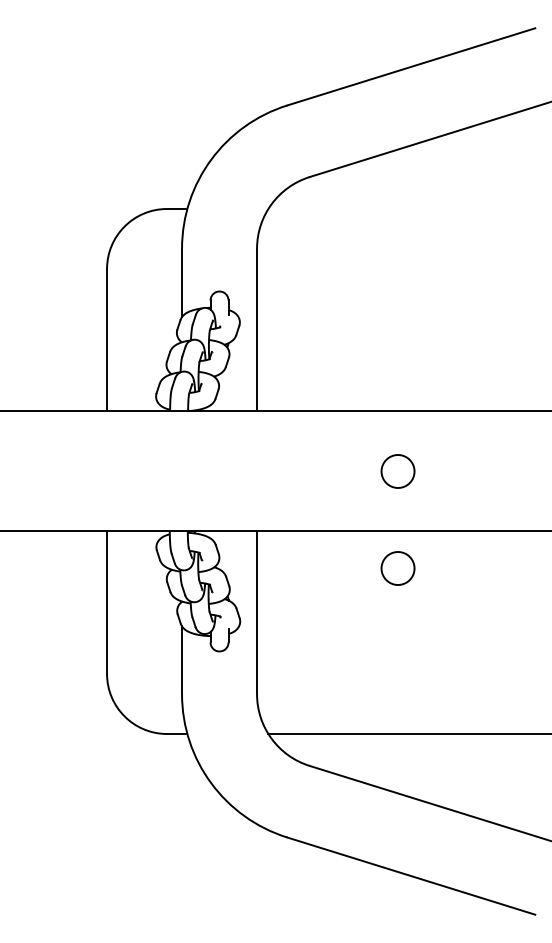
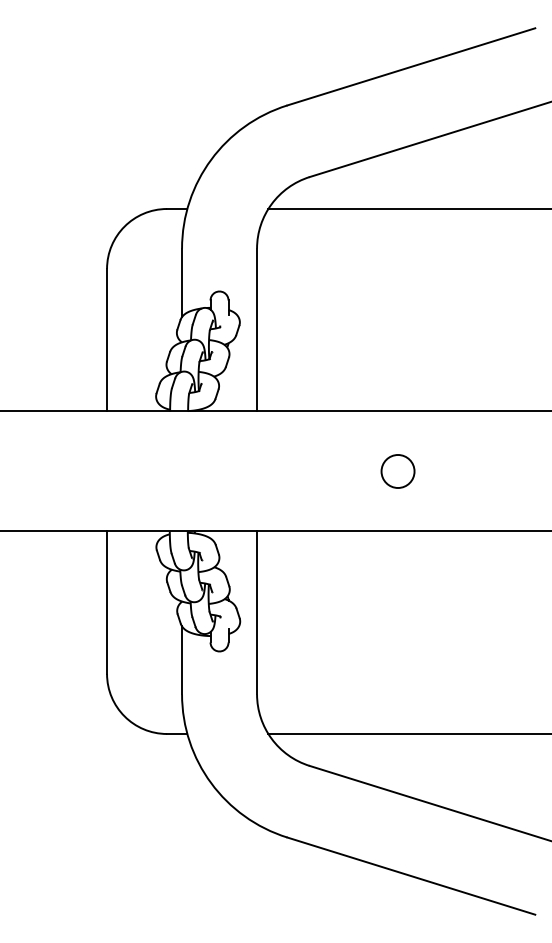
line: none -> present (408, 209)
circle: present -> none (397, 568)
